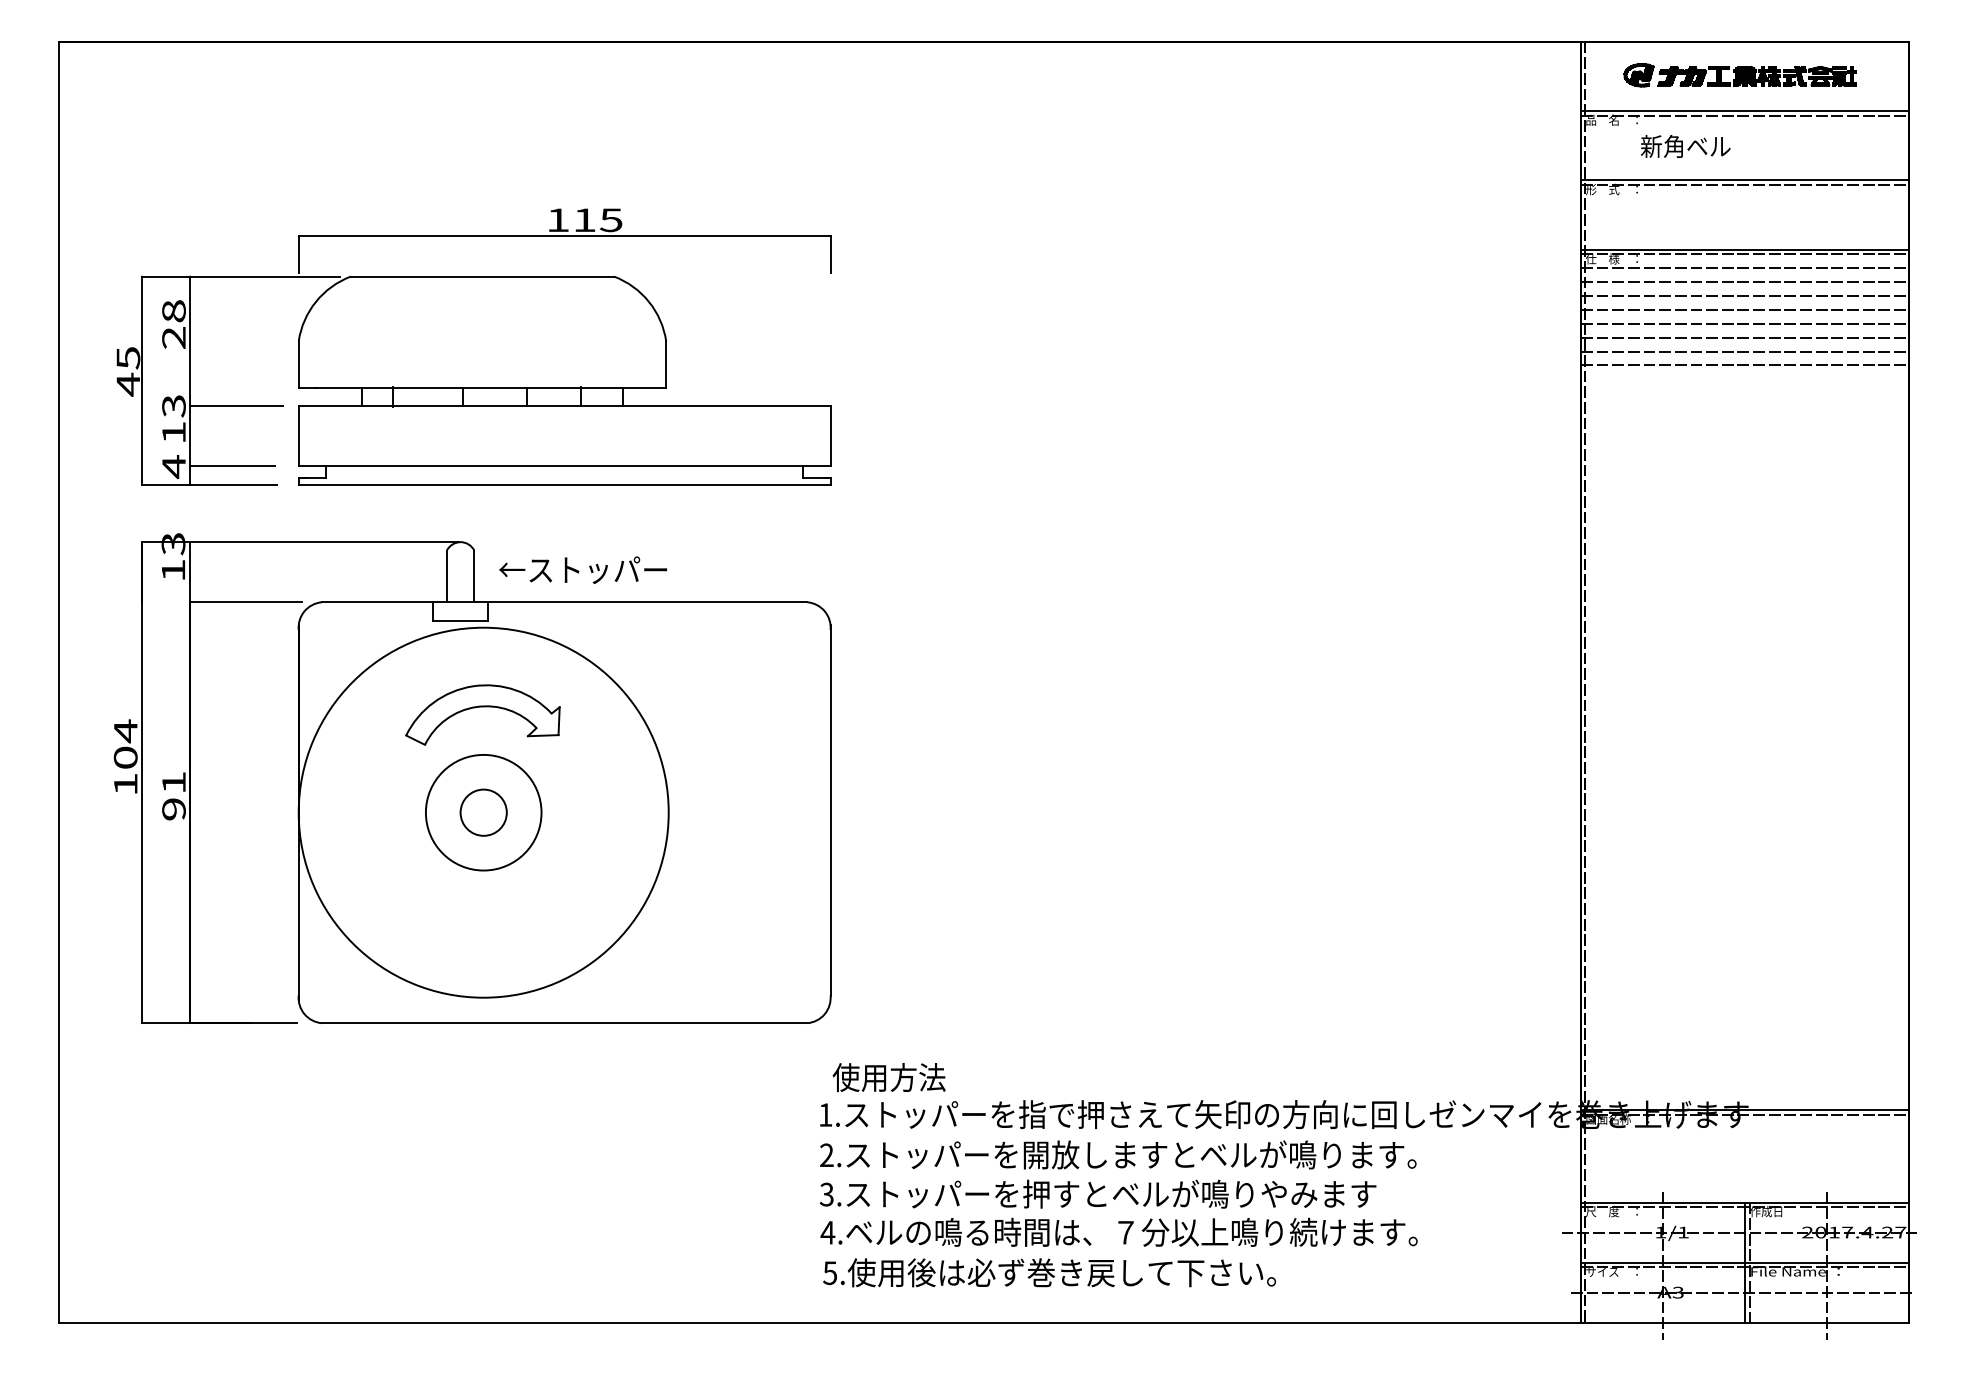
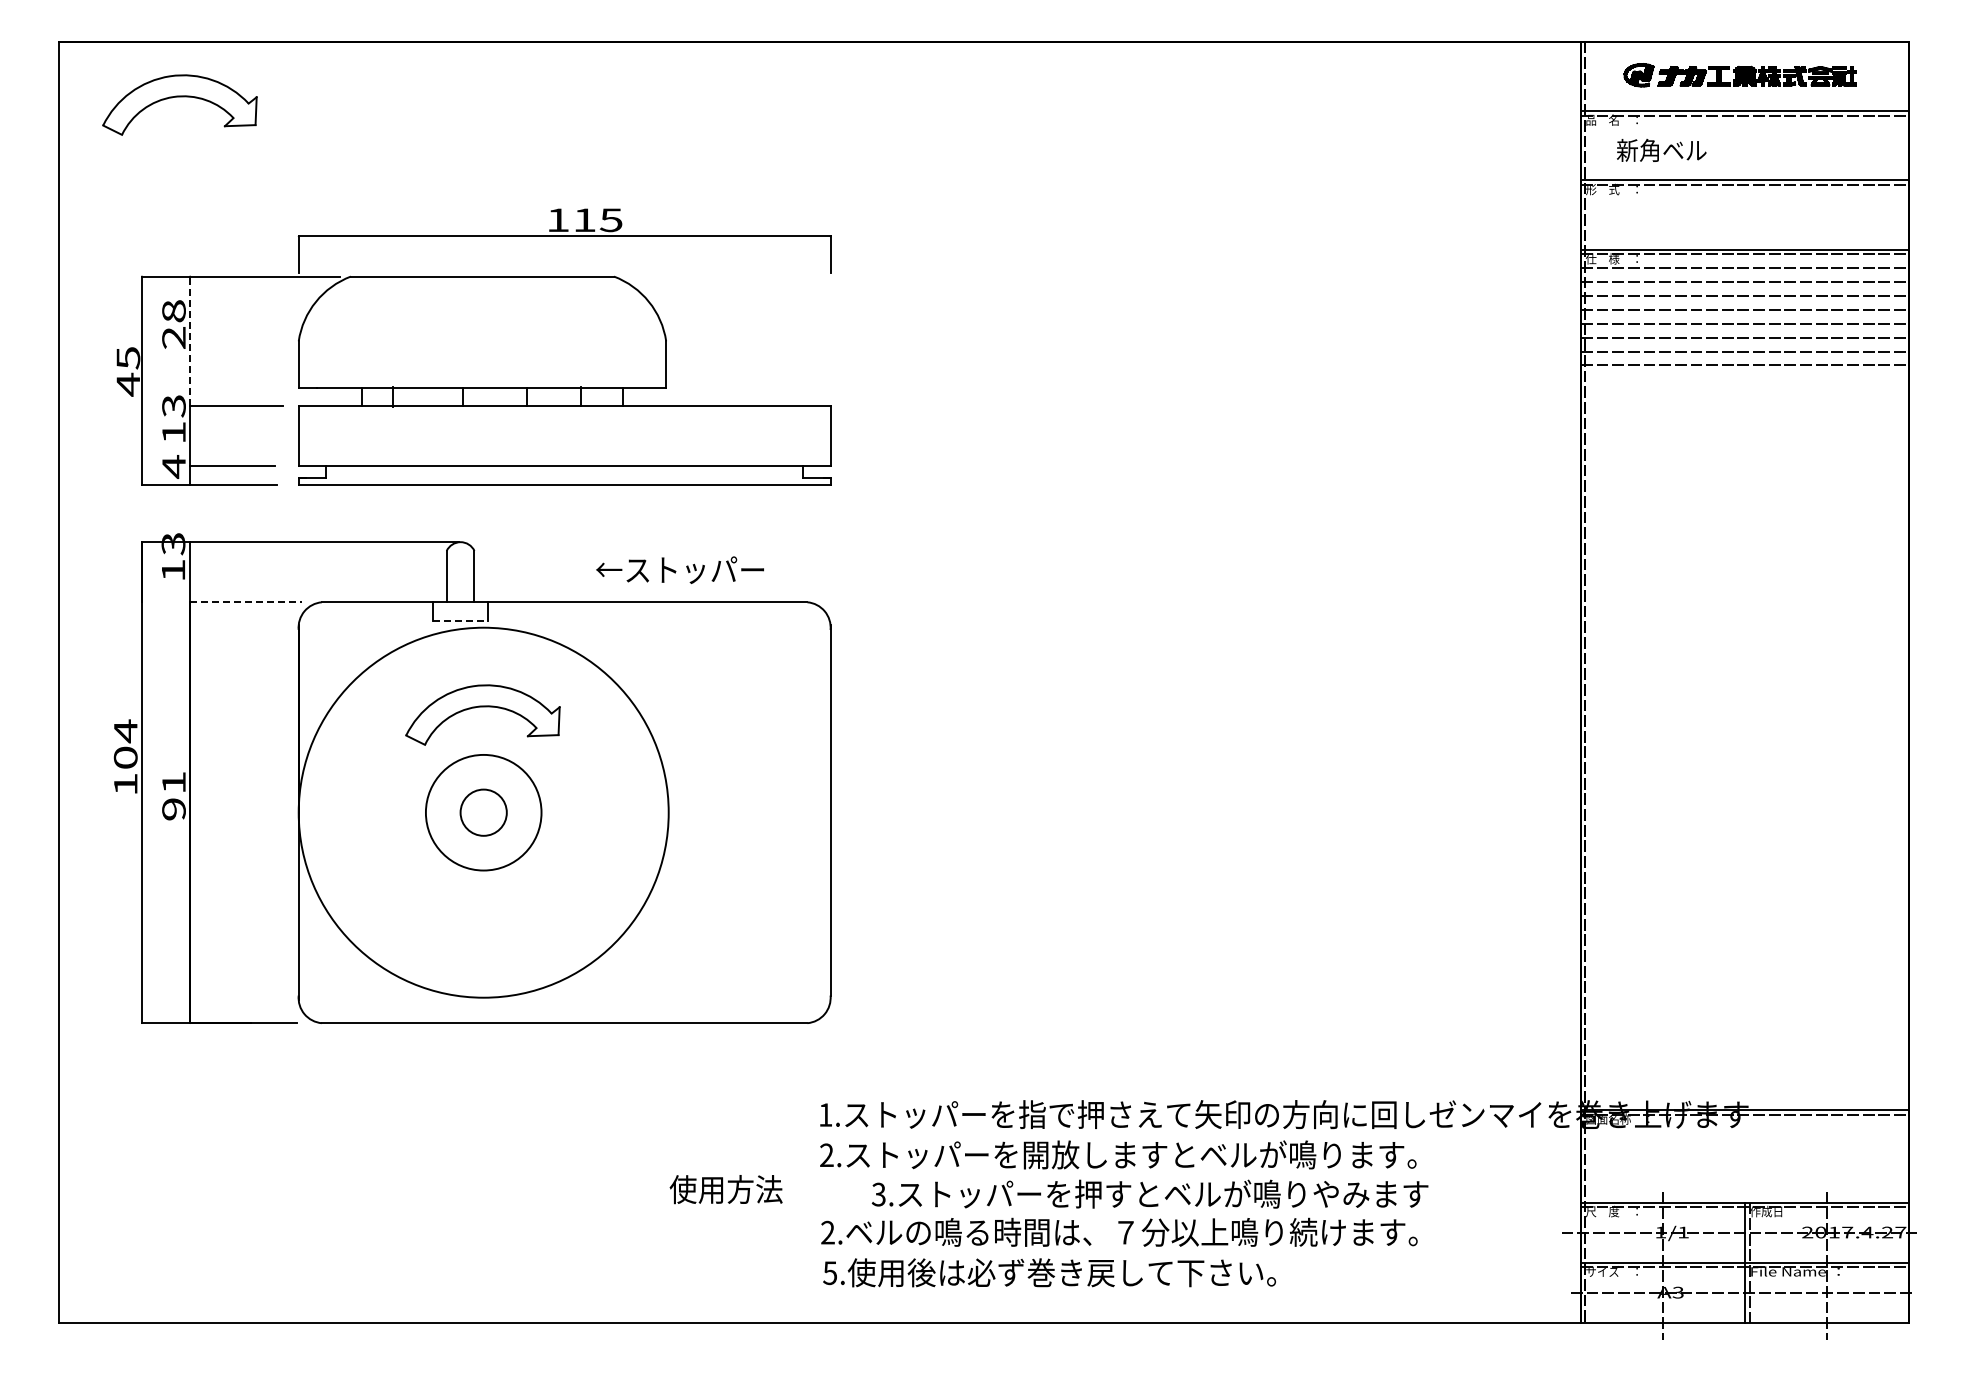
part: none -> present (179, 97)
text position: (1685, 146) -> (1661, 150) (1661, 150)
line: solid -> dashed (190, 341)
text position: (582, 569) -> (679, 569) (679, 569)
line: solid -> dashed (246, 602)
line: solid -> dashed (460, 620)
text position: (888, 1077) -> (725, 1189) (725, 1189)
text position: (1097, 1193) -> (1149, 1193) (1149, 1193)
text: 4. -> 2. (827, 1232)
